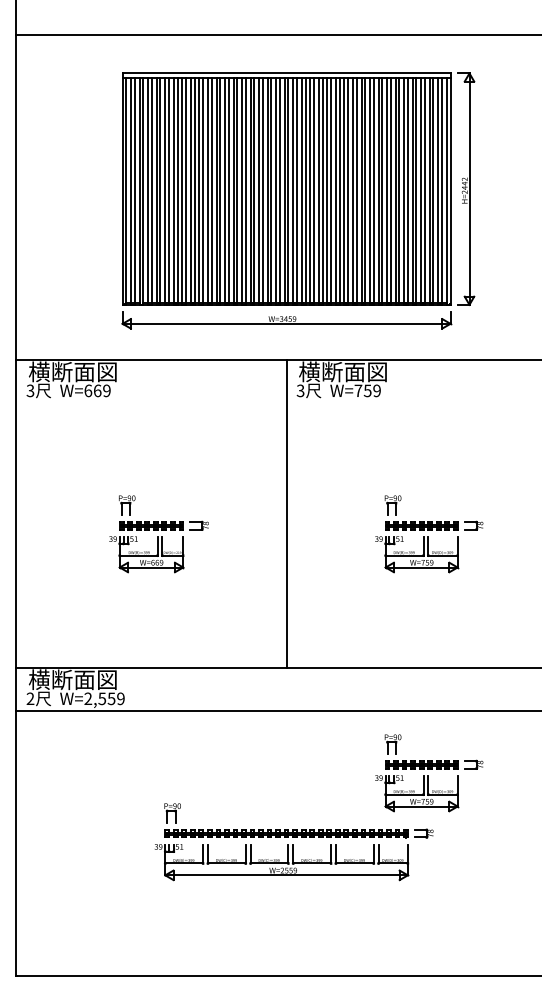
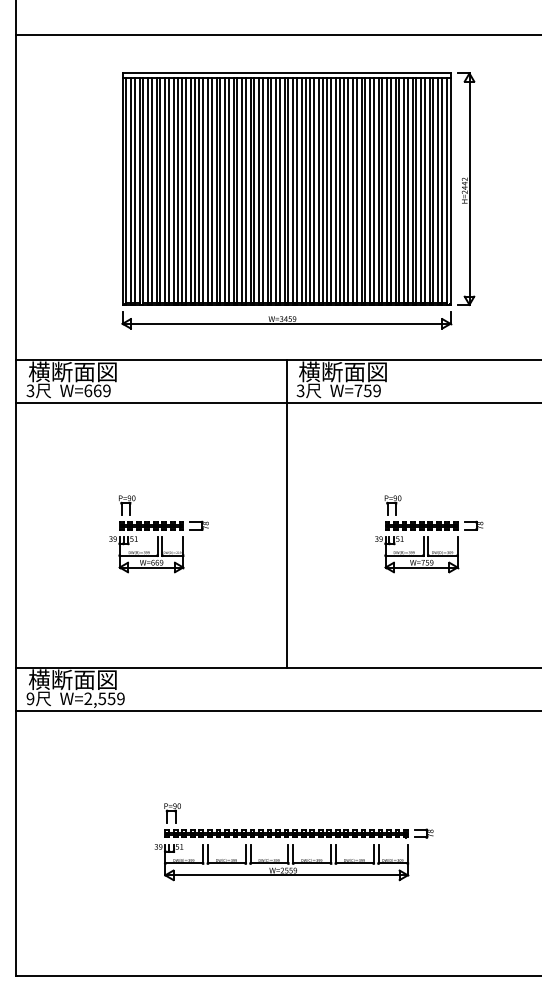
line: none -> present (277, 402)
text: 2 -> 9 (30, 699)
part: present -> none (429, 773)
